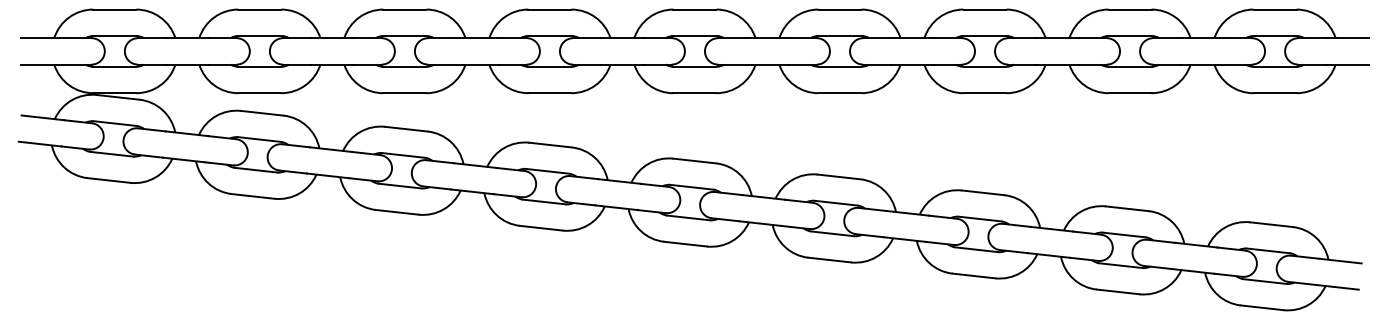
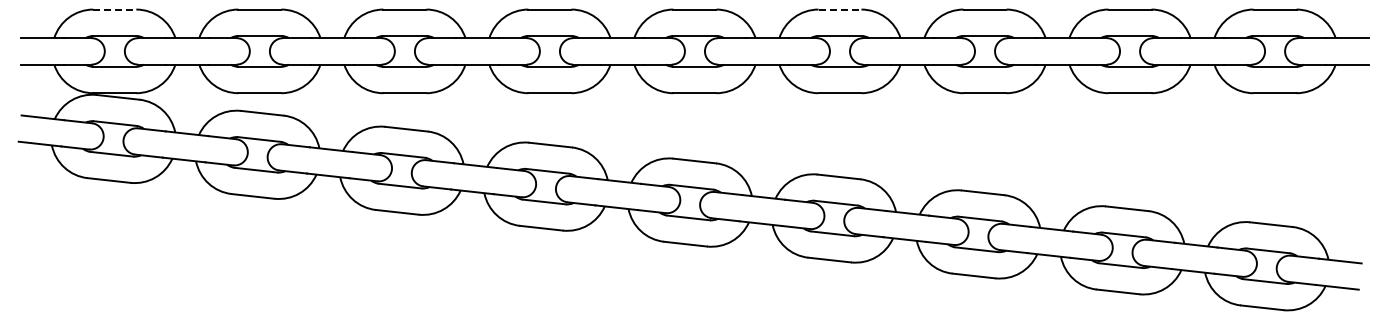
line: solid -> dashed (115, 9)
line: solid -> dashed (840, 9)
